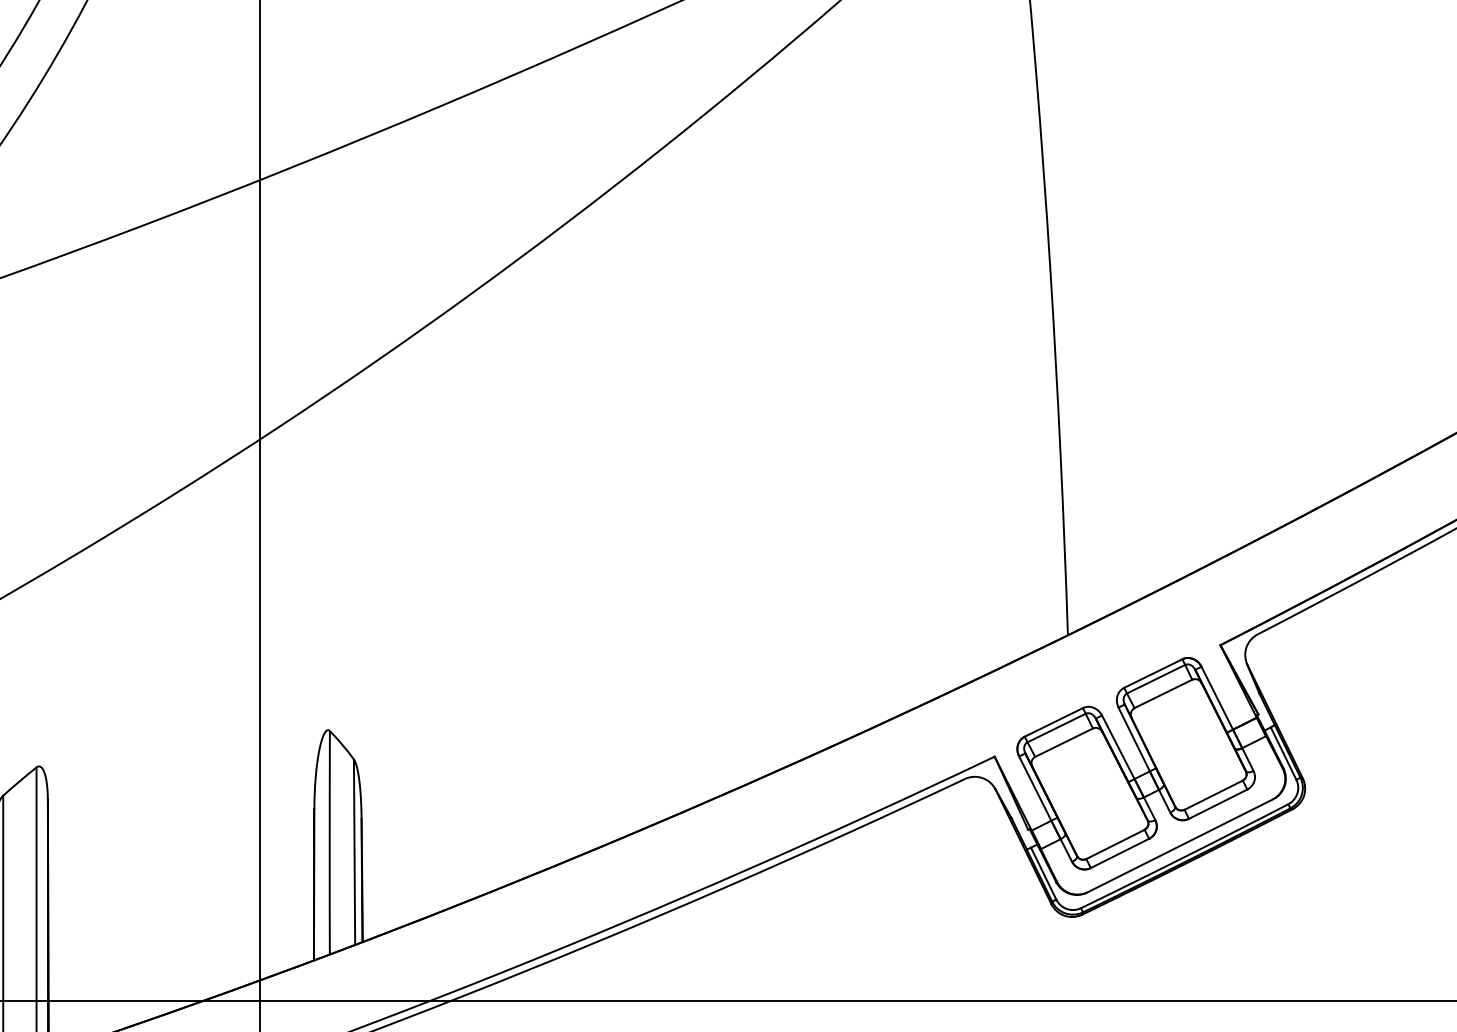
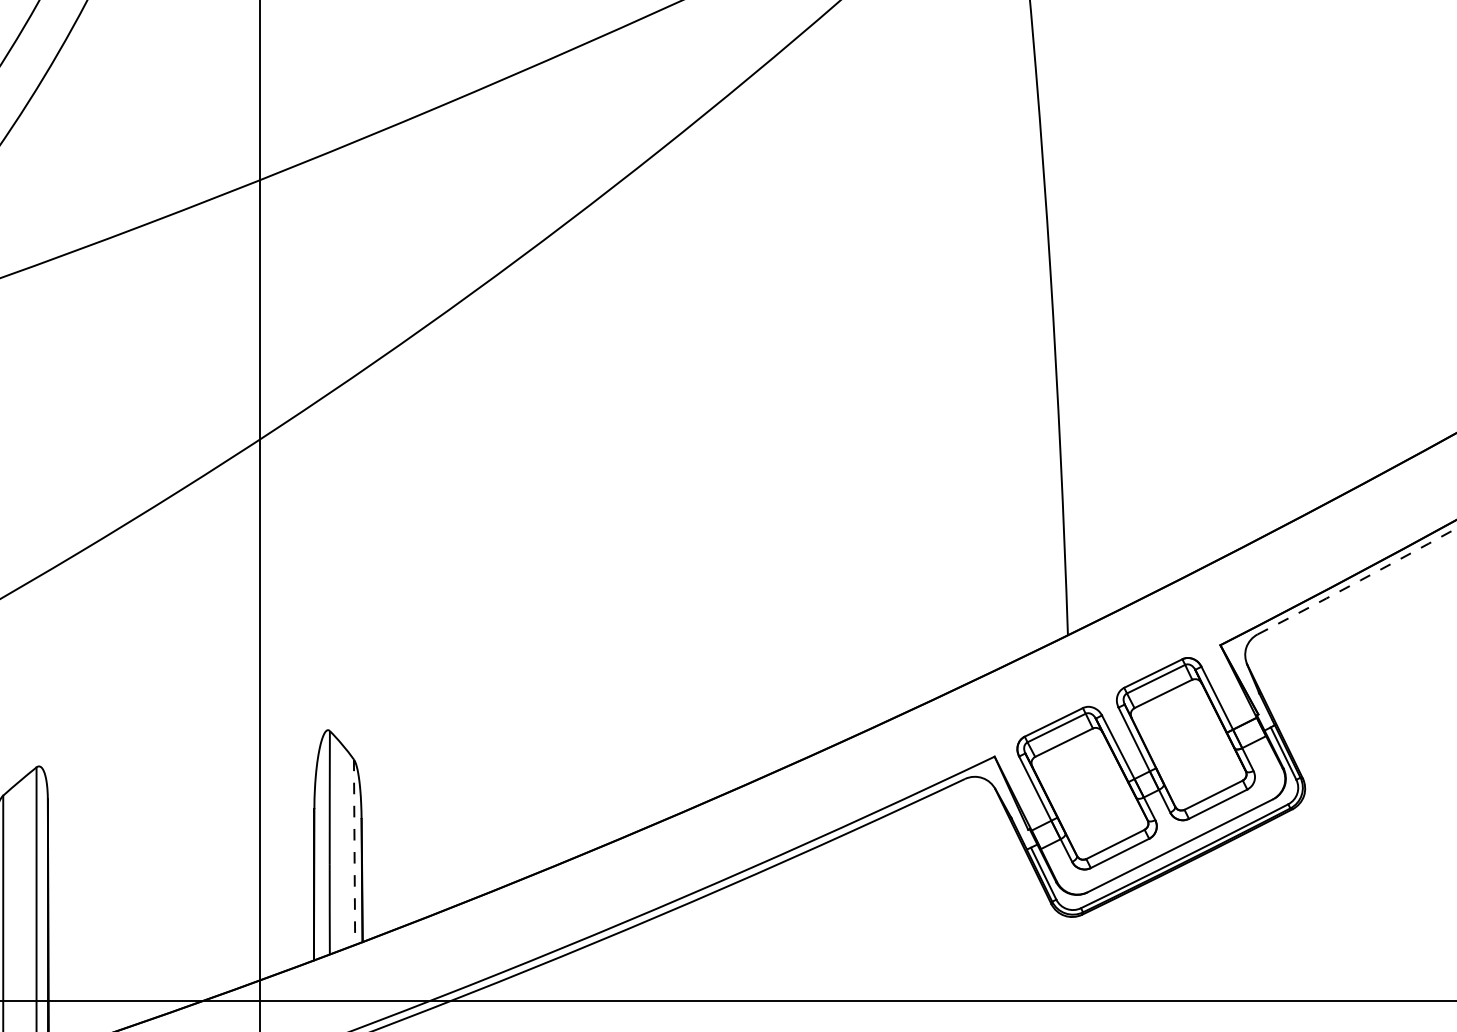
arc: solid -> dashed (1357, 581)
line: solid -> dashed (354, 852)
